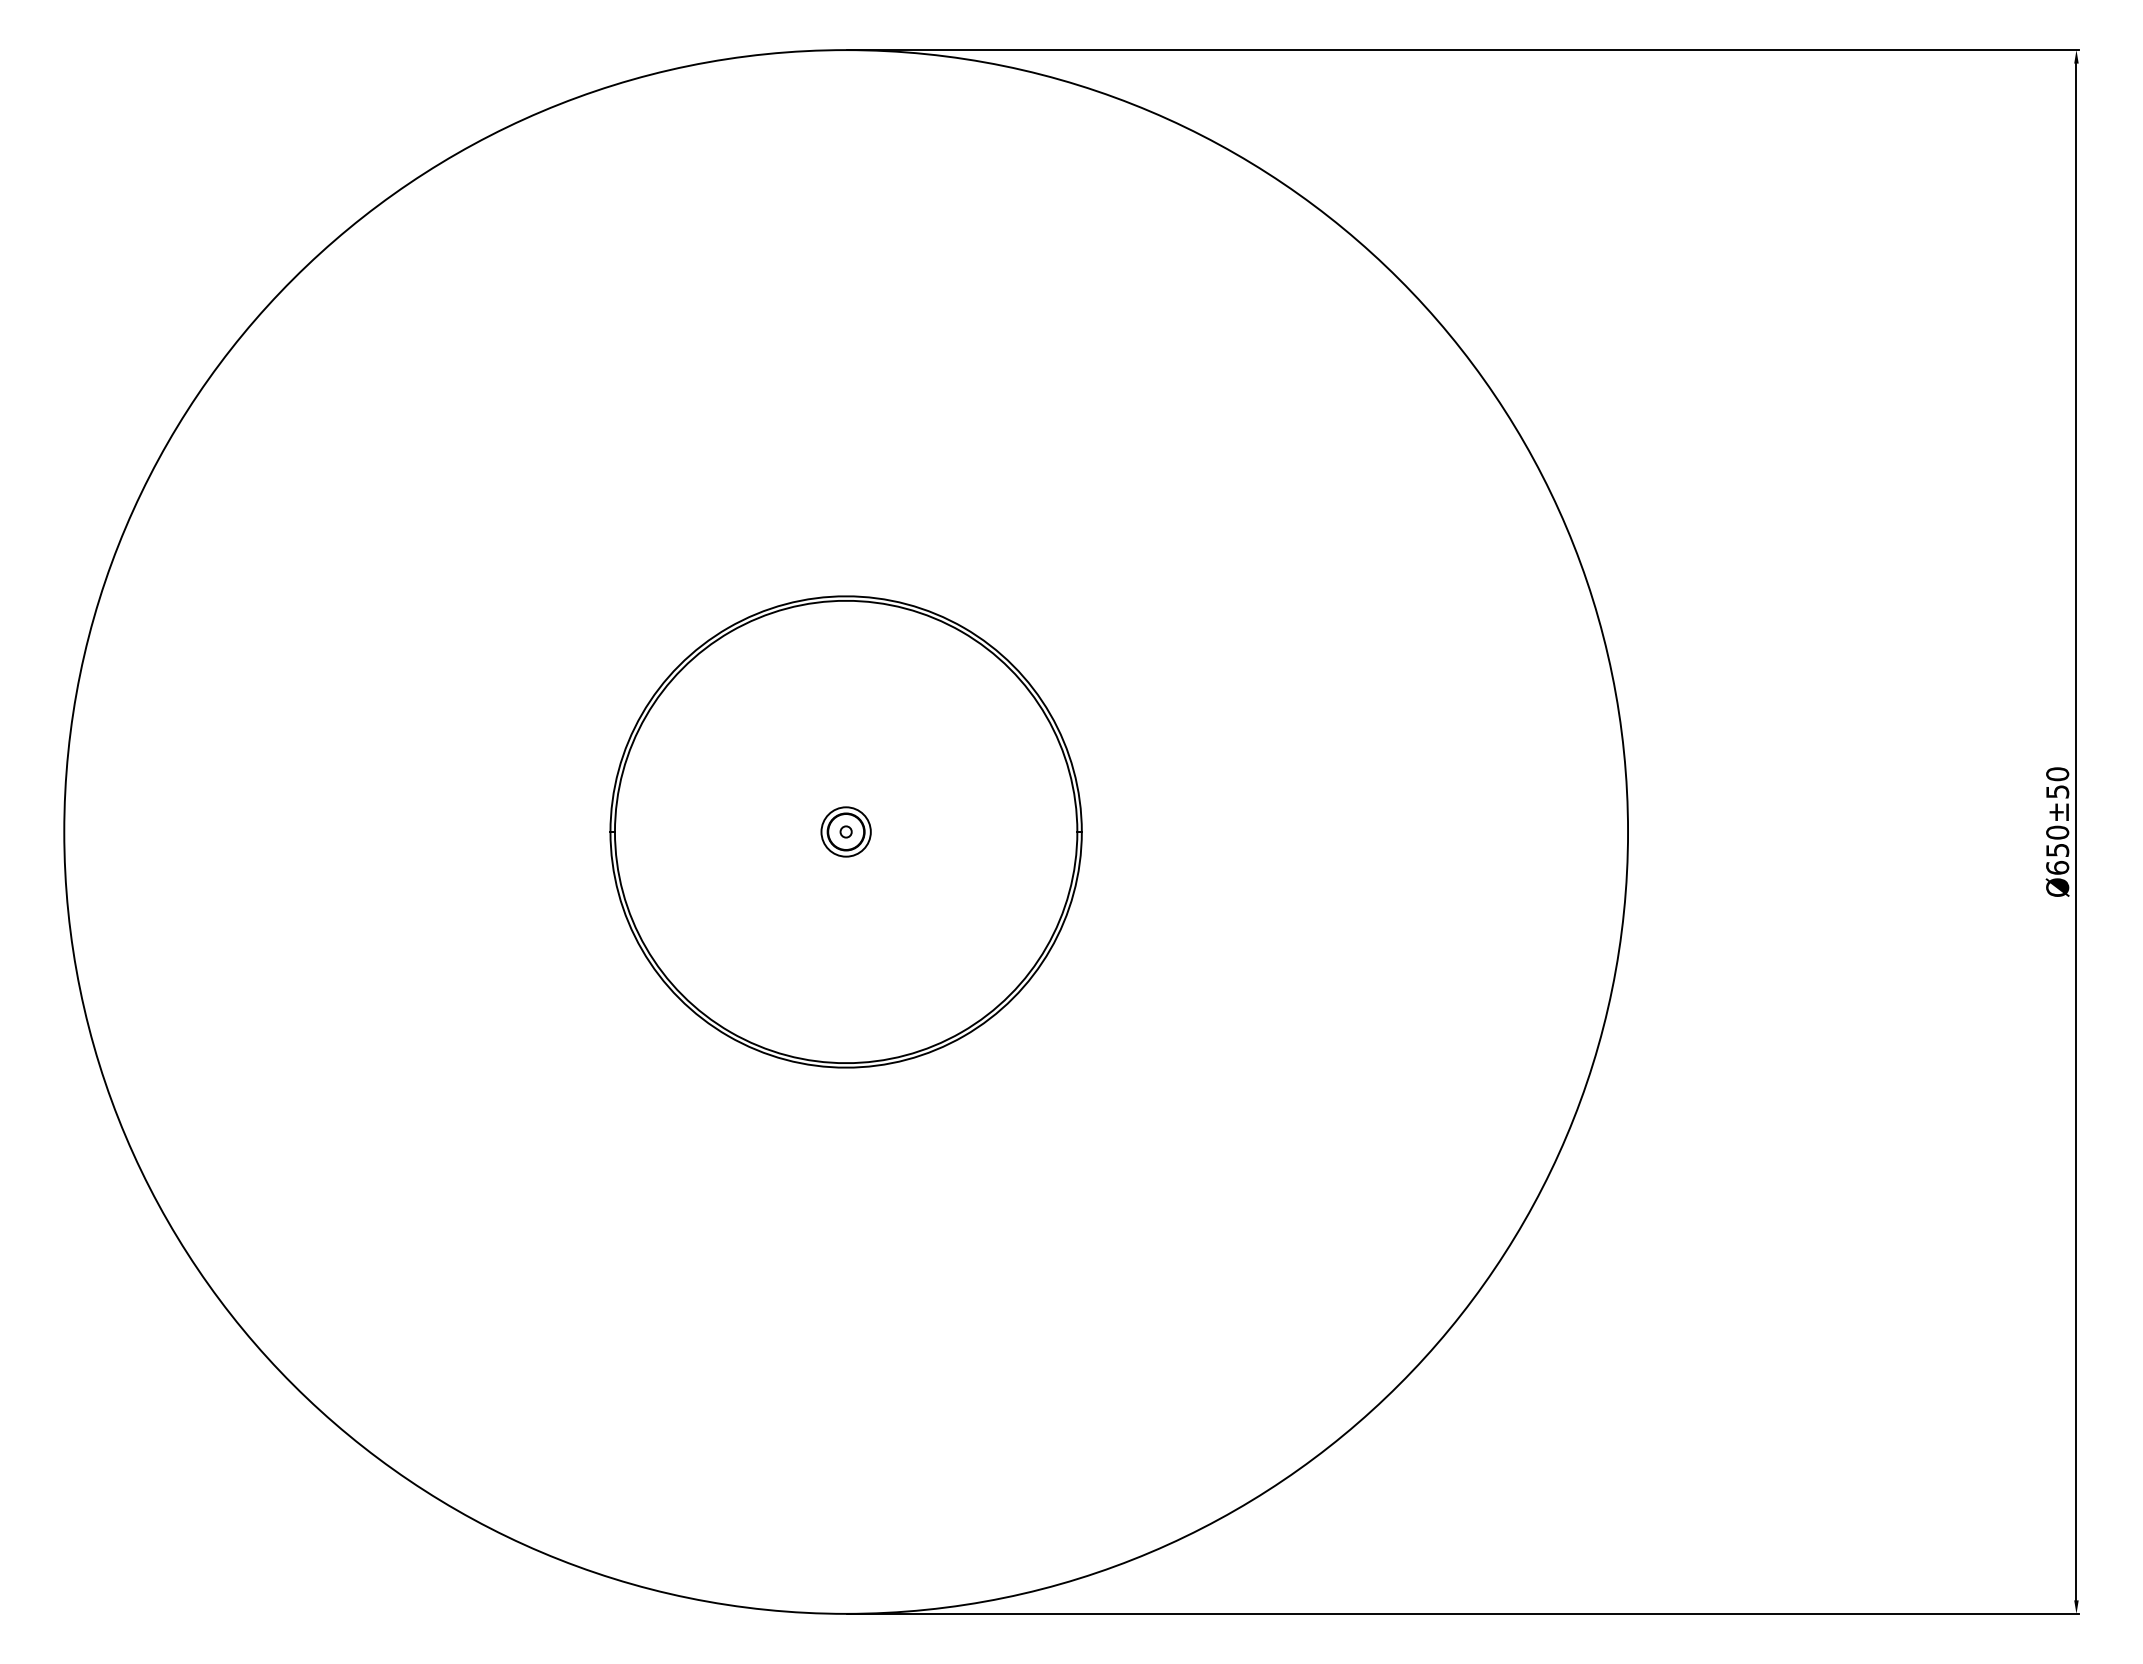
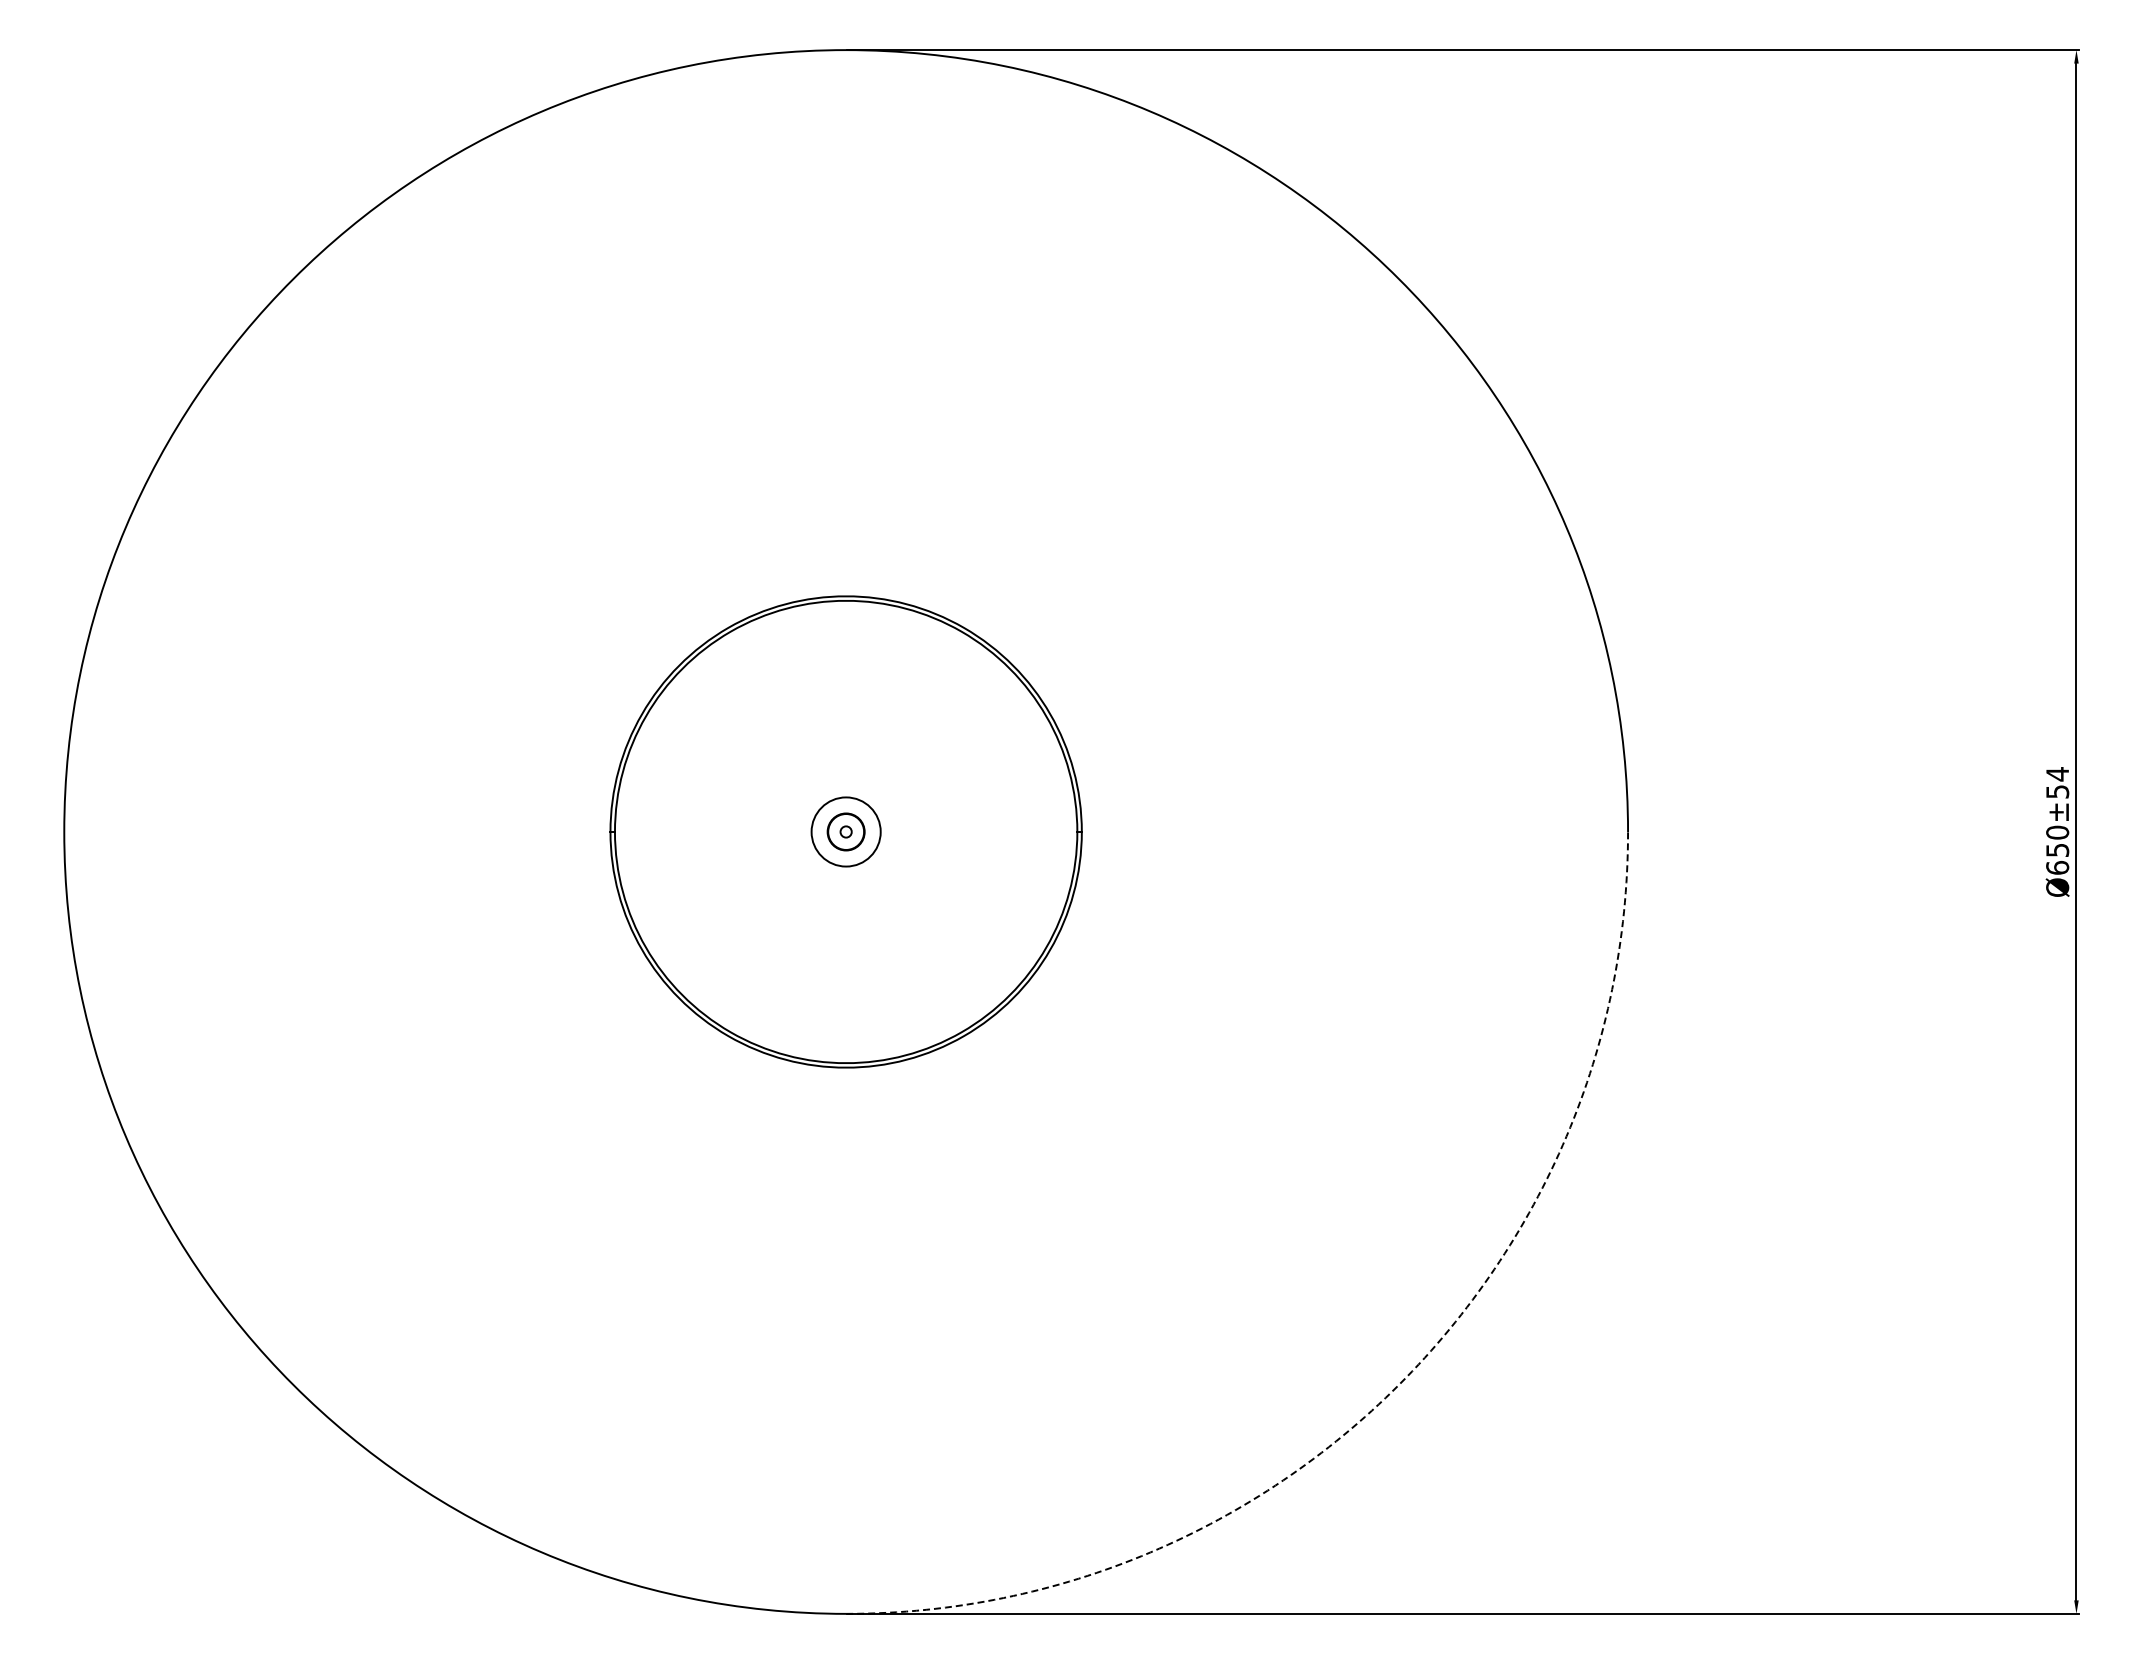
text: Ø650±50 -> Ø650±54 (2057, 774)
circle diameter: 49 px -> 69 px (845, 831)
arc: solid -> dashed (1399, 1384)
